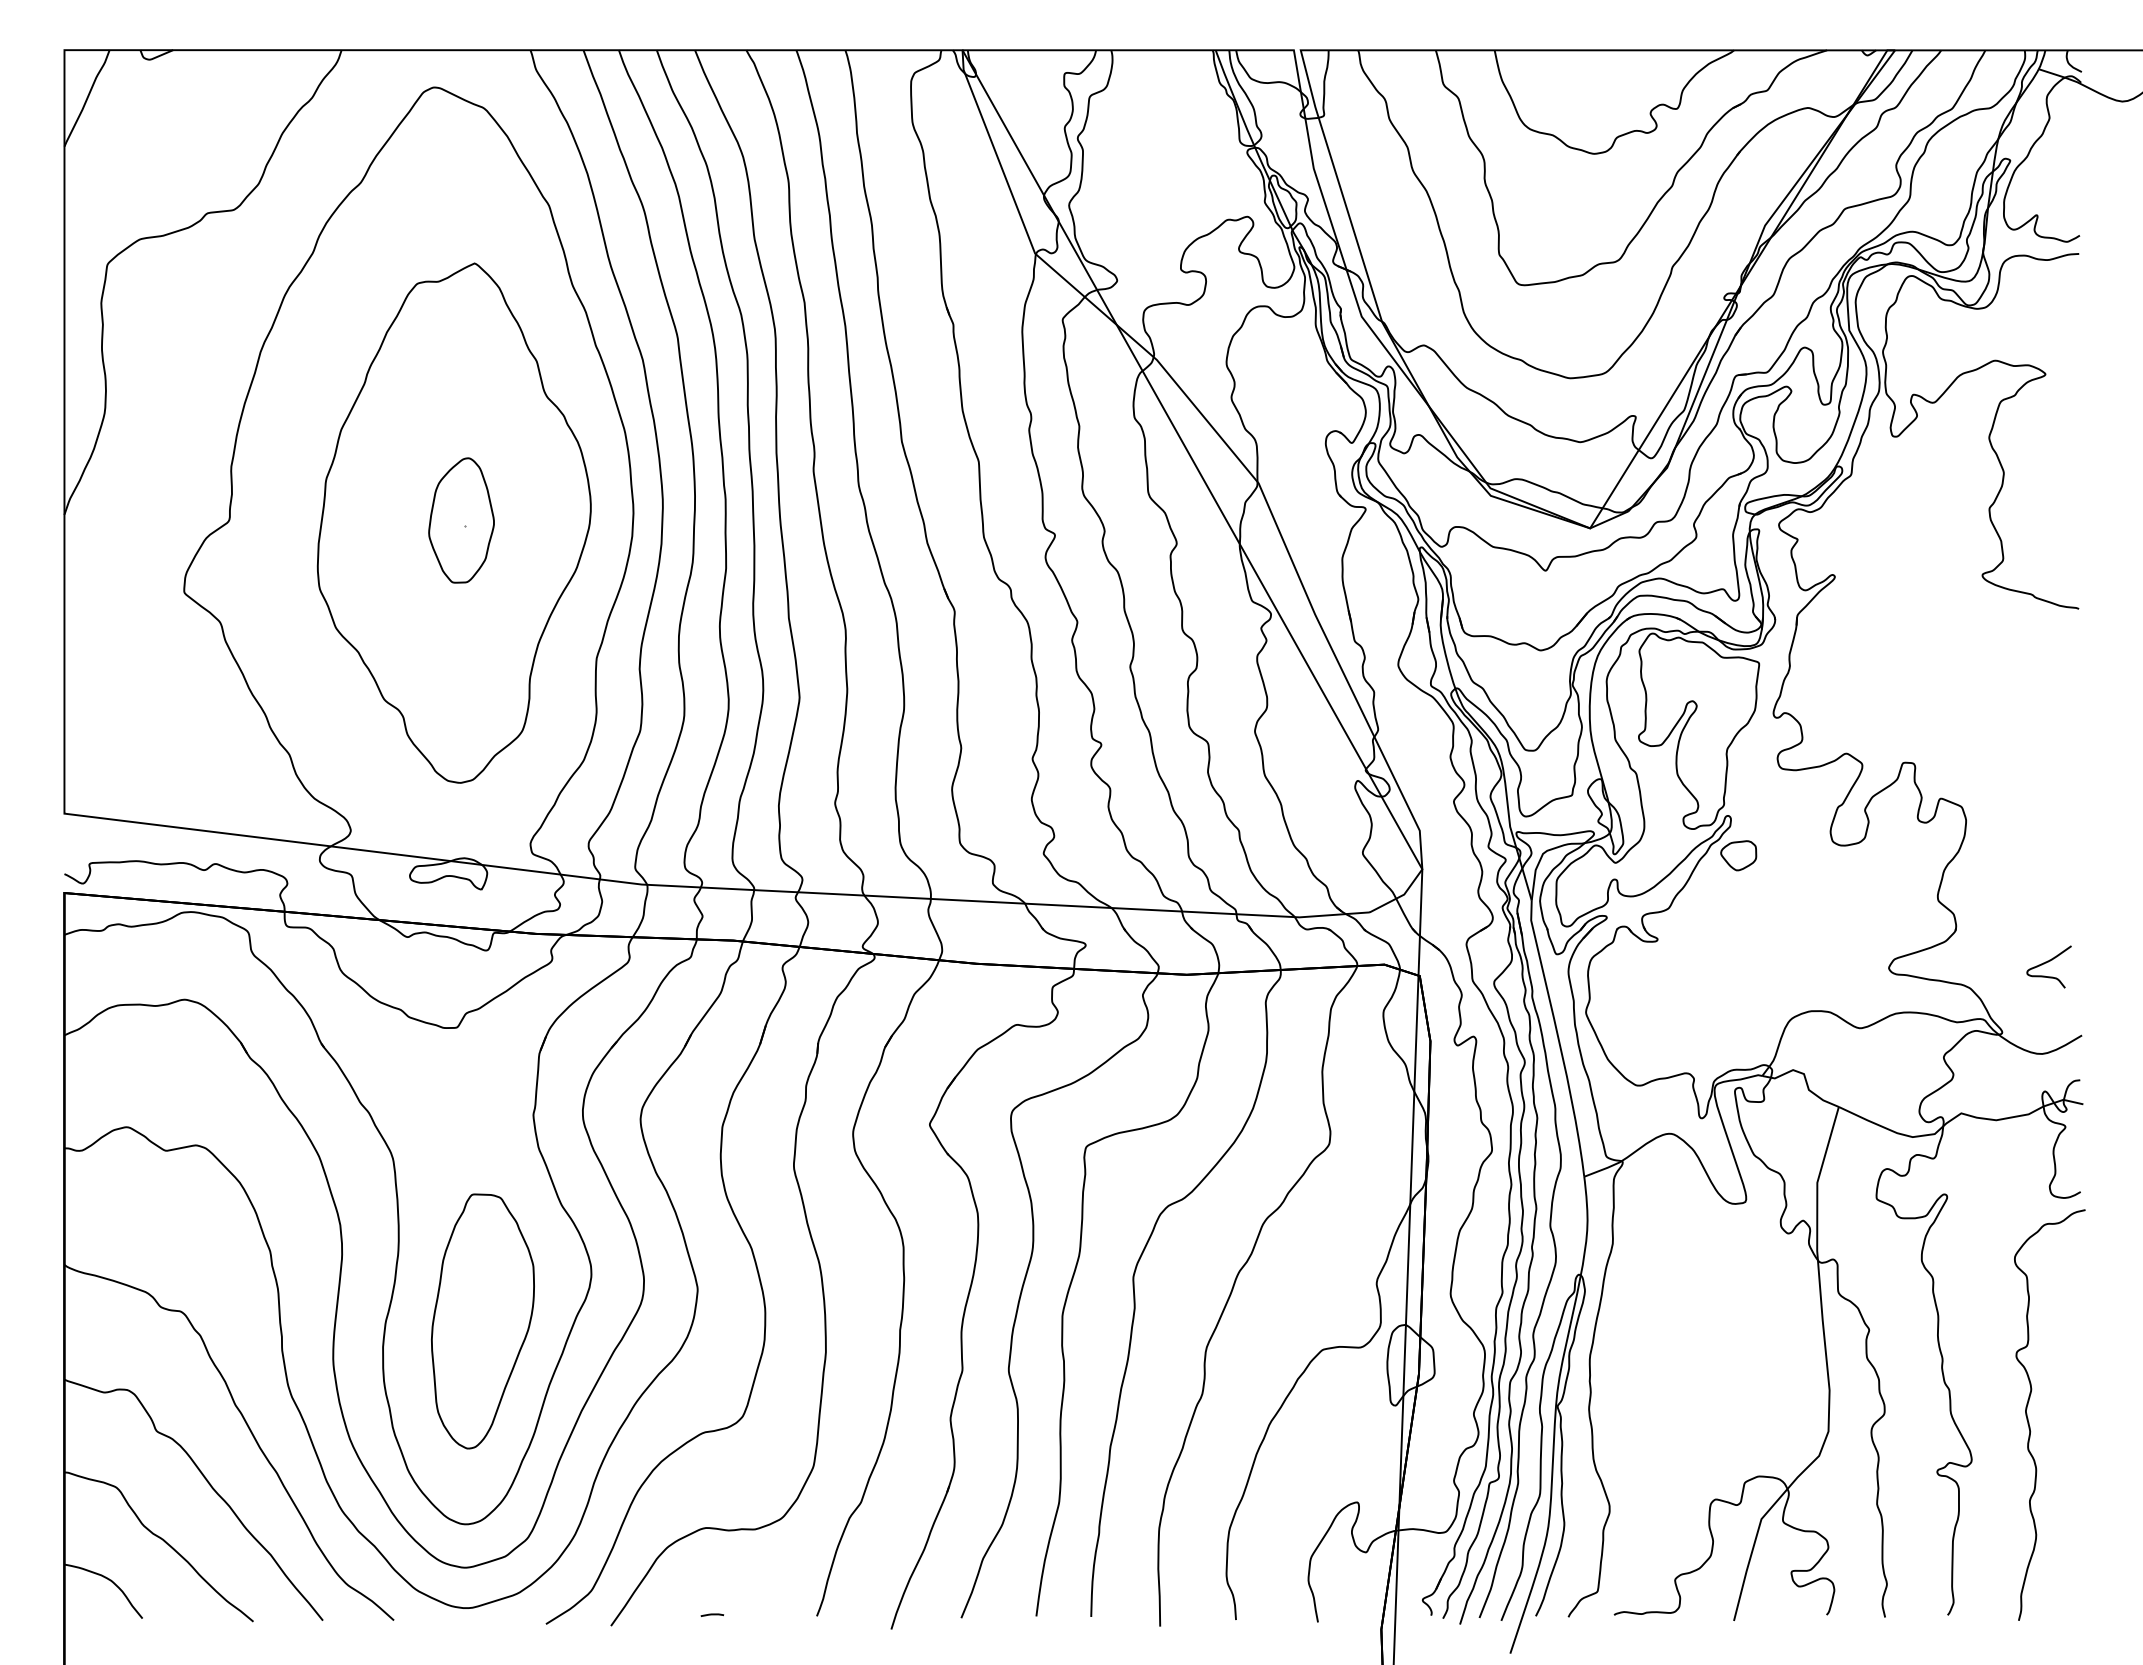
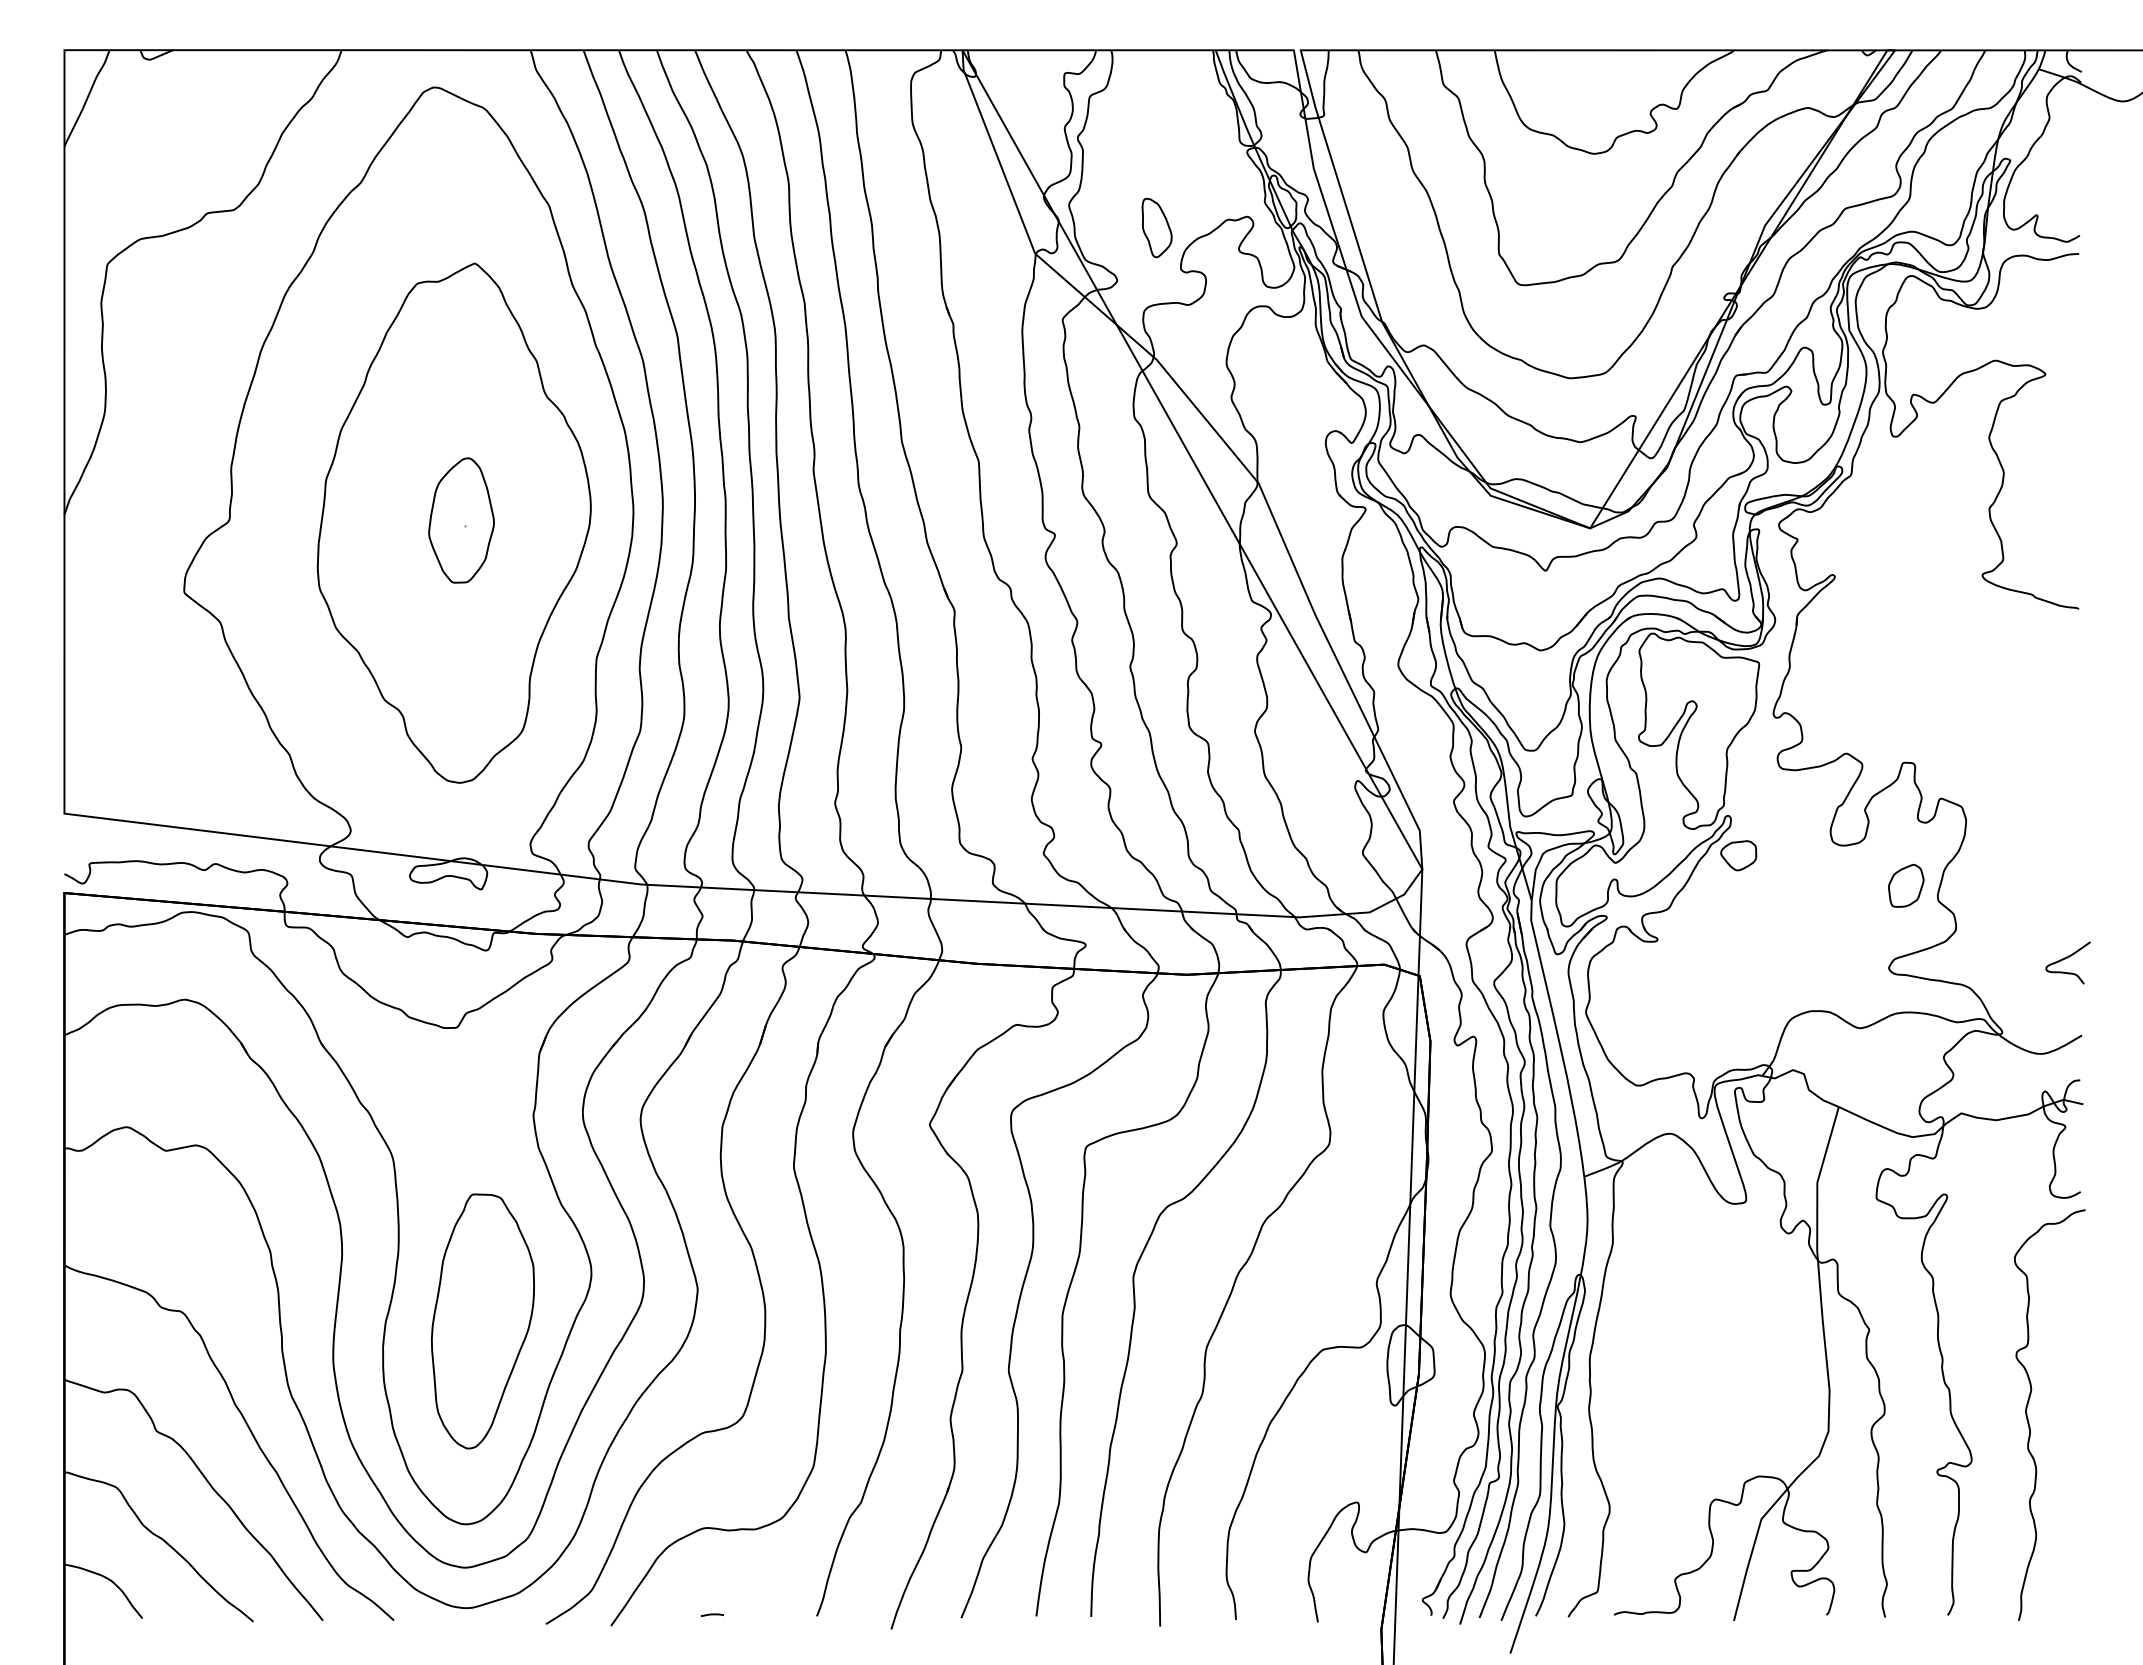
part: none -> present (1156, 227)
part: none -> present (1906, 885)
curve position: (2046, 963) -> (2065, 959) (2065, 959)
